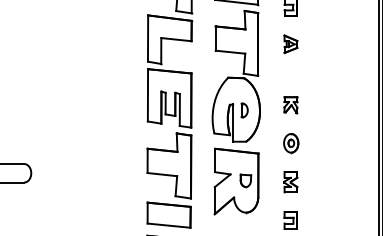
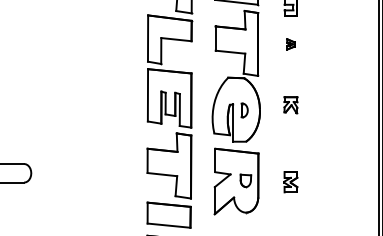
part size: 16x21 px -> 10x13 px (290, 44)
part: present -> none (291, 143)
part: present -> none (290, 220)
